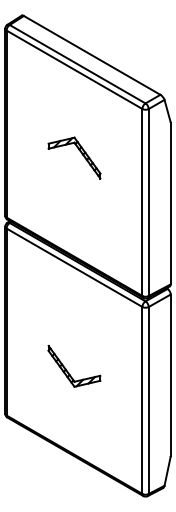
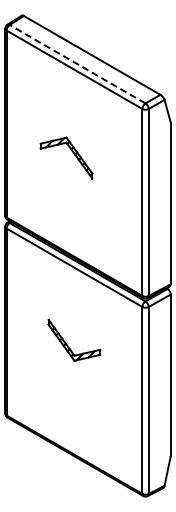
line: solid -> dashed (77, 63)
part position: (81, 154) -> (73, 154) (73, 154)
part position: (68, 371) -> (68, 345) (68, 345)
